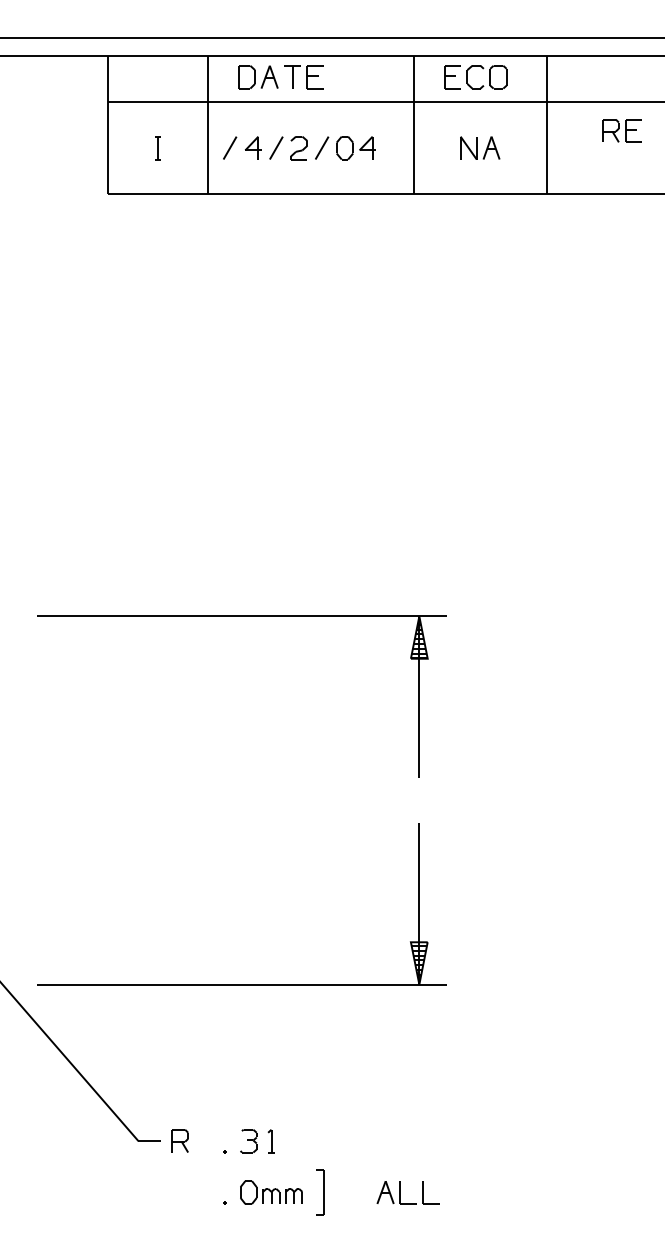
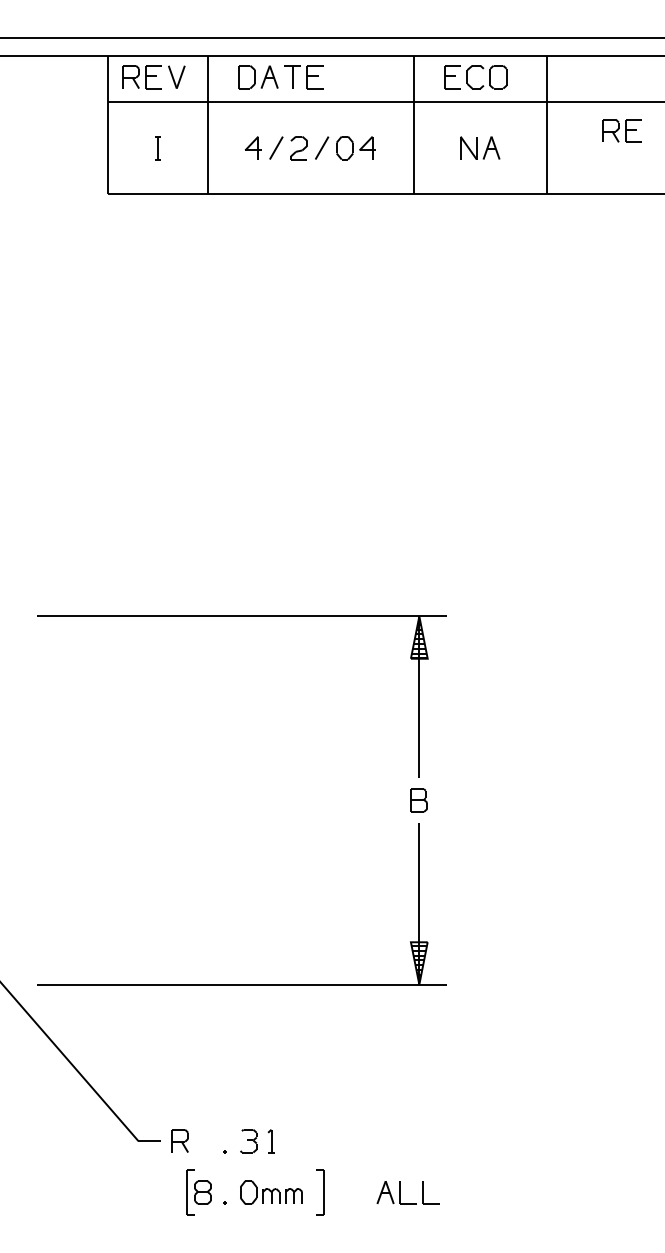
part: none -> present (153, 77)
line: present -> none (230, 147)
part: none -> present (418, 800)
part: none -> present (198, 1192)
